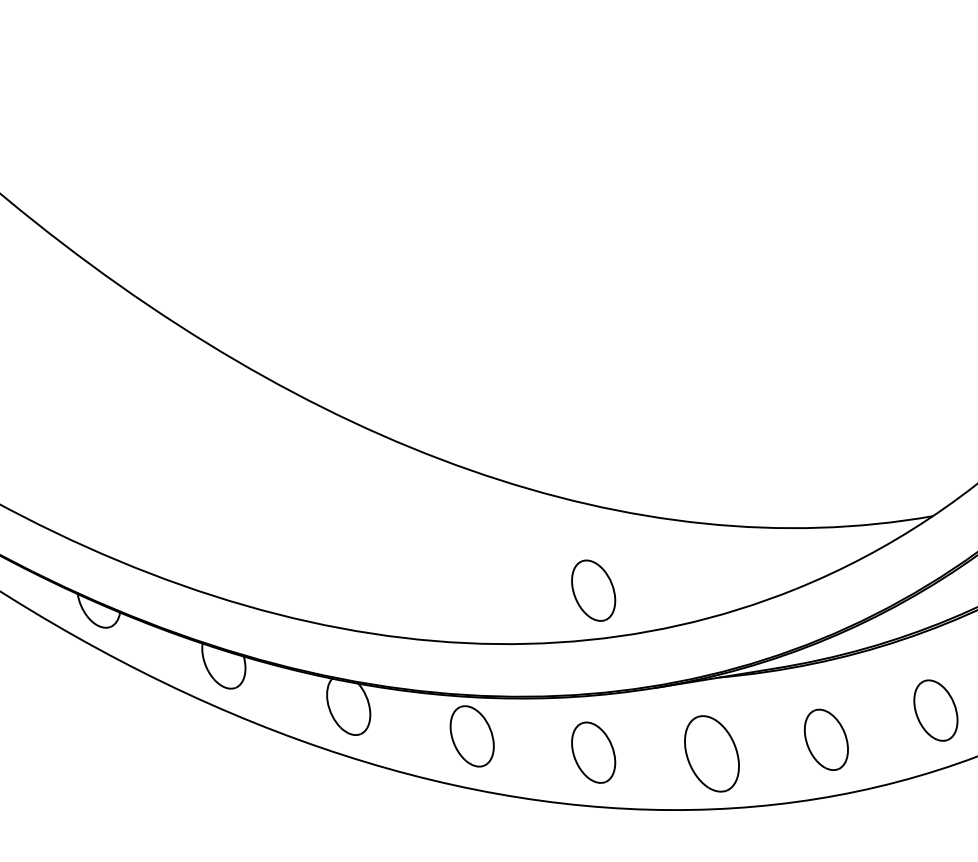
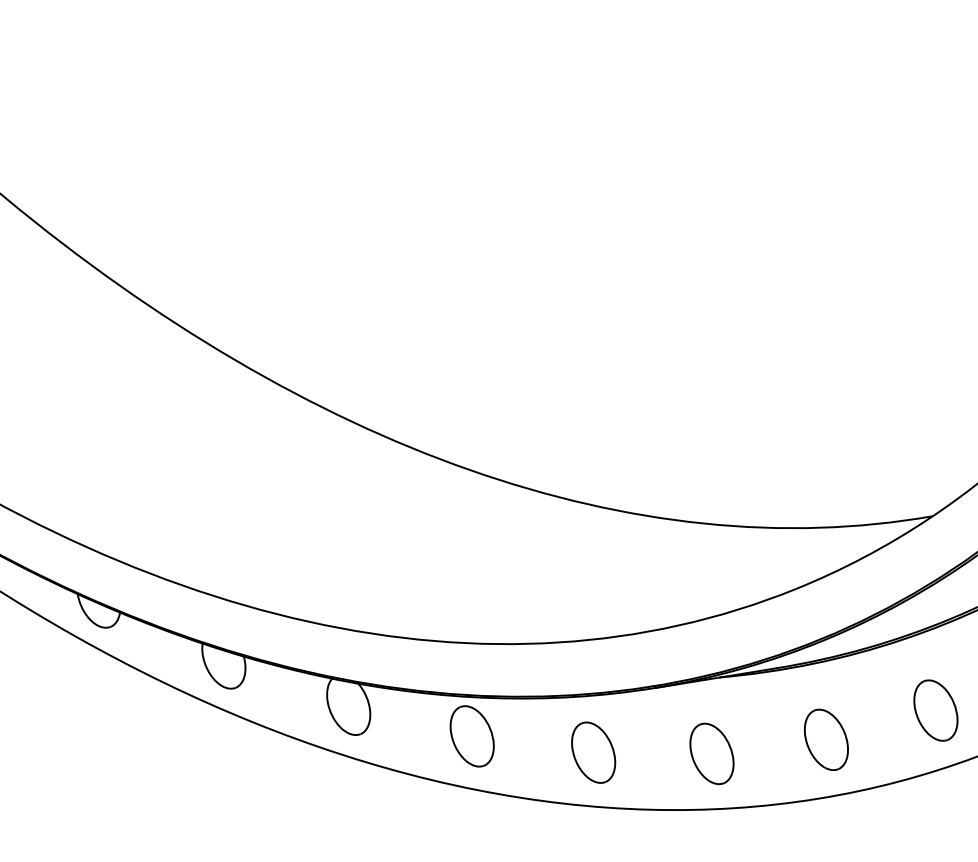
part: present -> none (593, 590)
part size: 56x78 px -> 46x64 px (711, 753)
